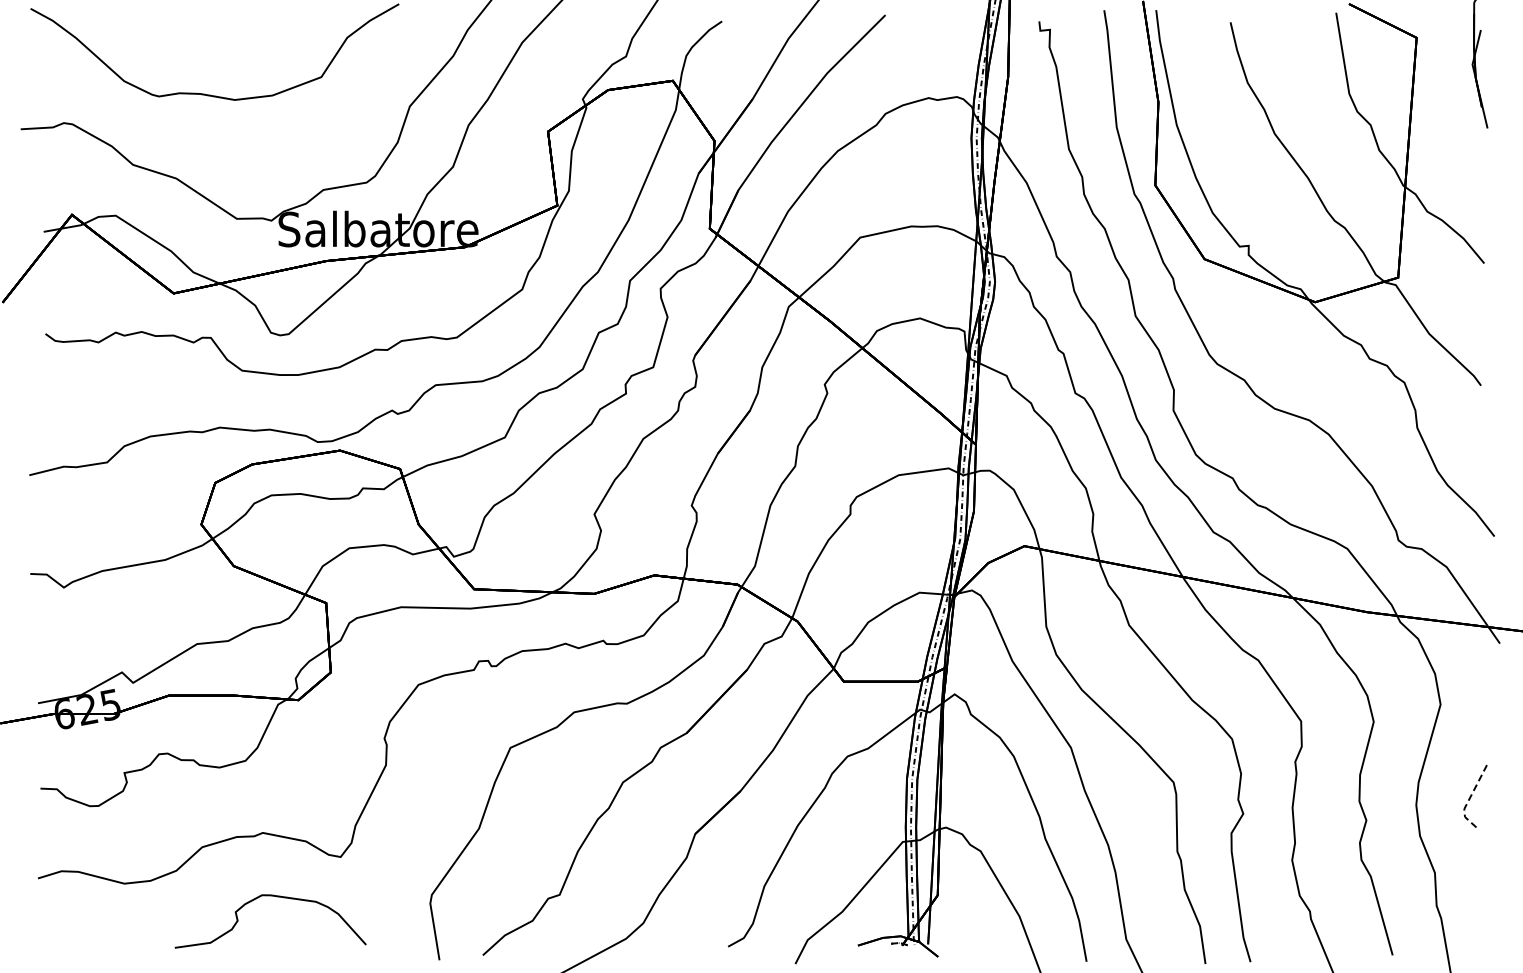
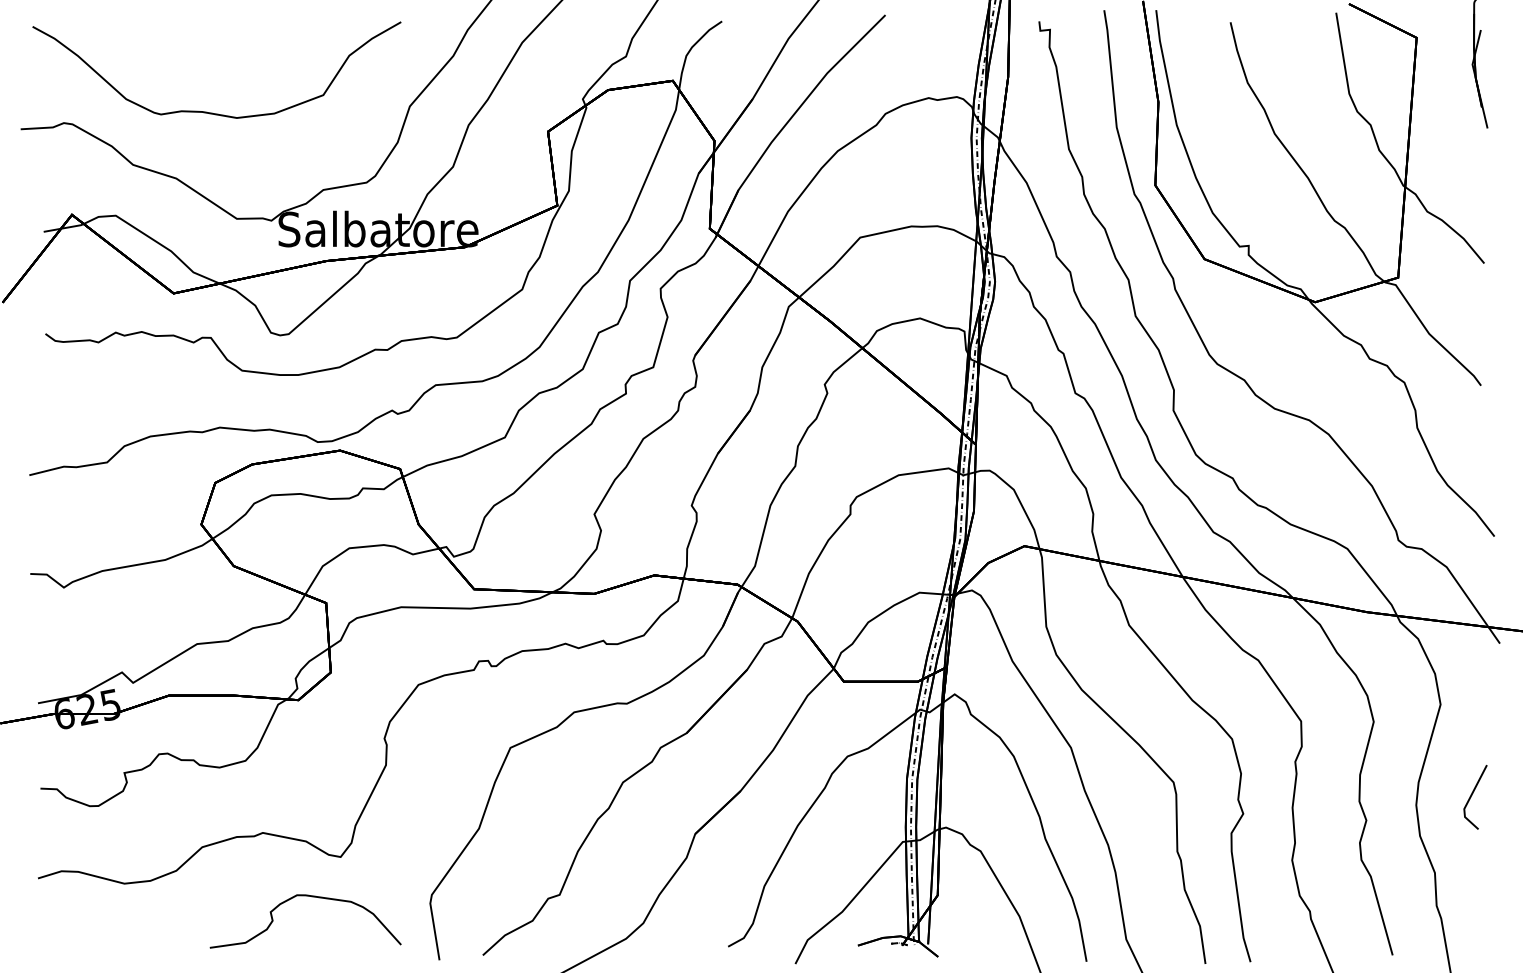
curve position: (204, 93) -> (206, 111) (206, 111)
line: dashed -> solid (1468, 800)
curve position: (276, 897) -> (311, 897) (311, 897)
